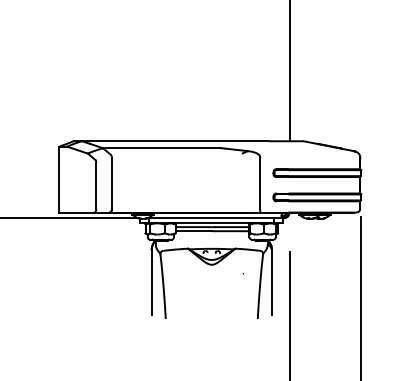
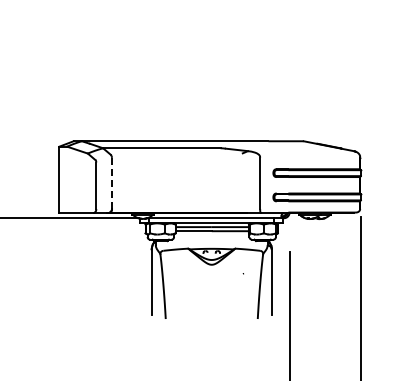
line: present -> none (289, 71)
line: solid -> dashed (111, 183)
